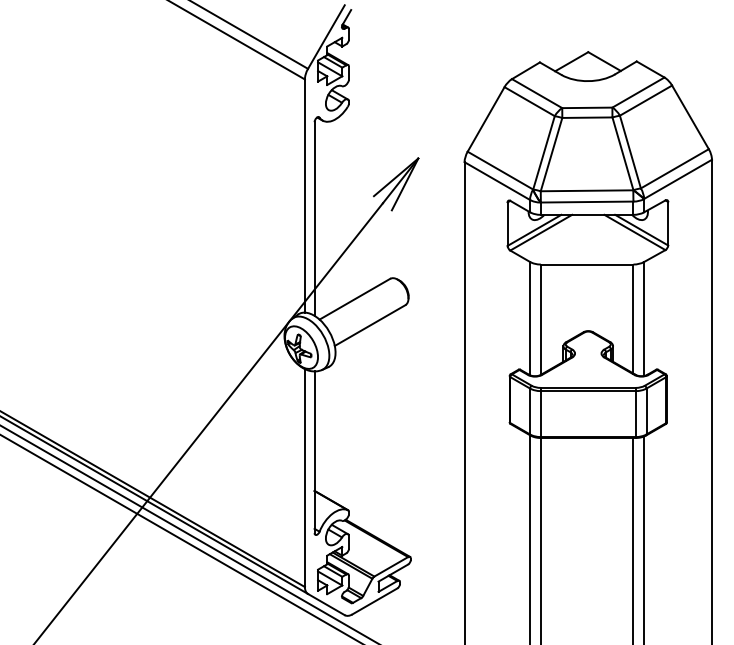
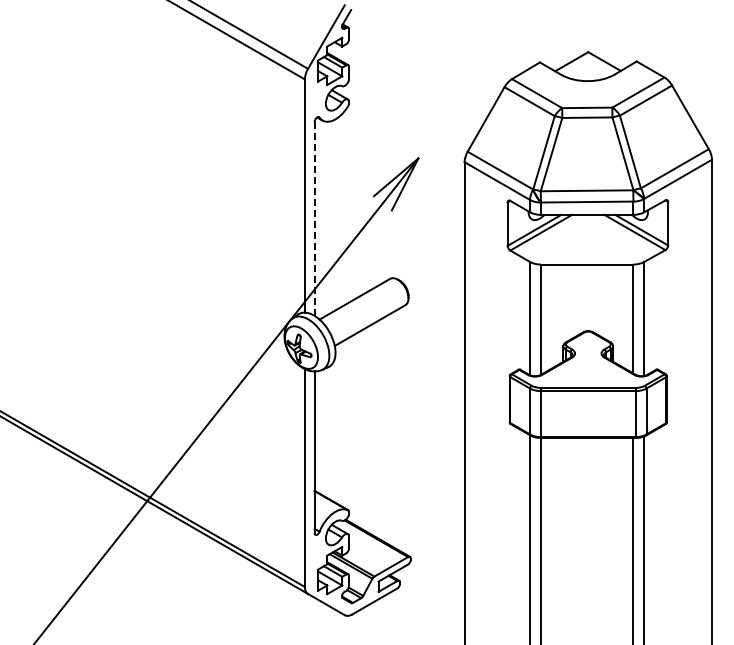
line: solid -> dashed (314, 219)
line: present -> none (188, 533)
line: present -> none (180, 538)
